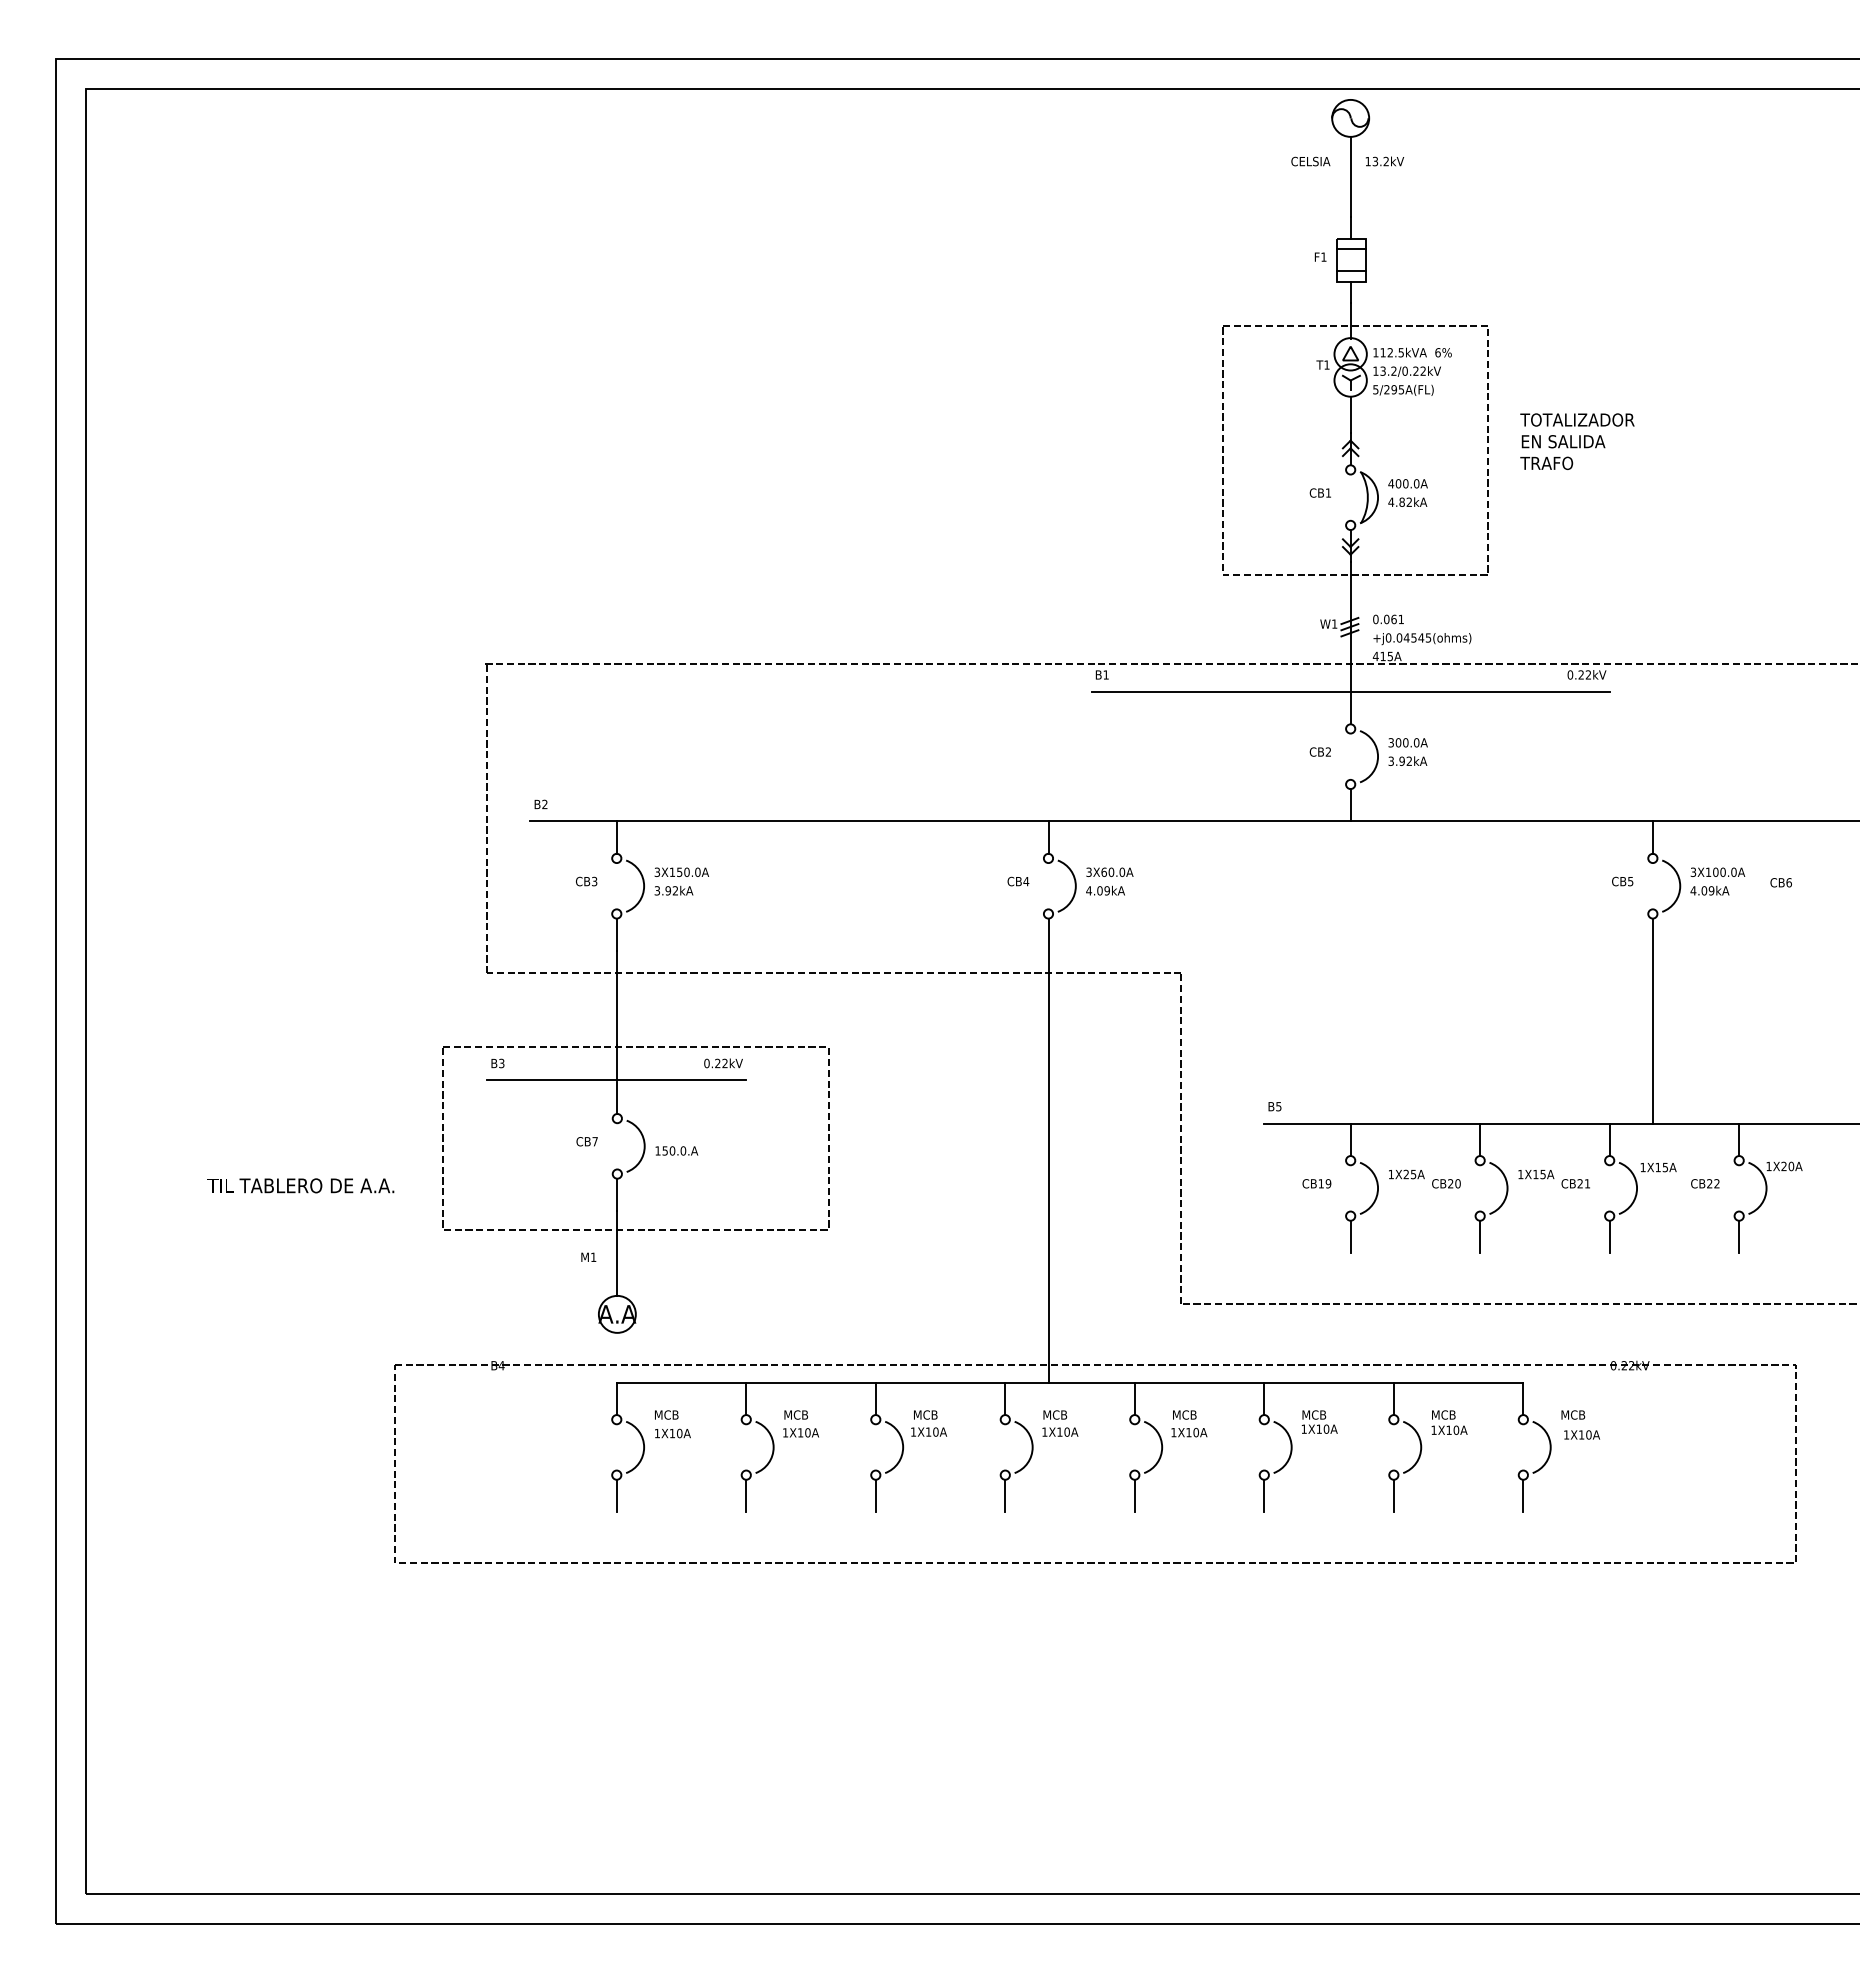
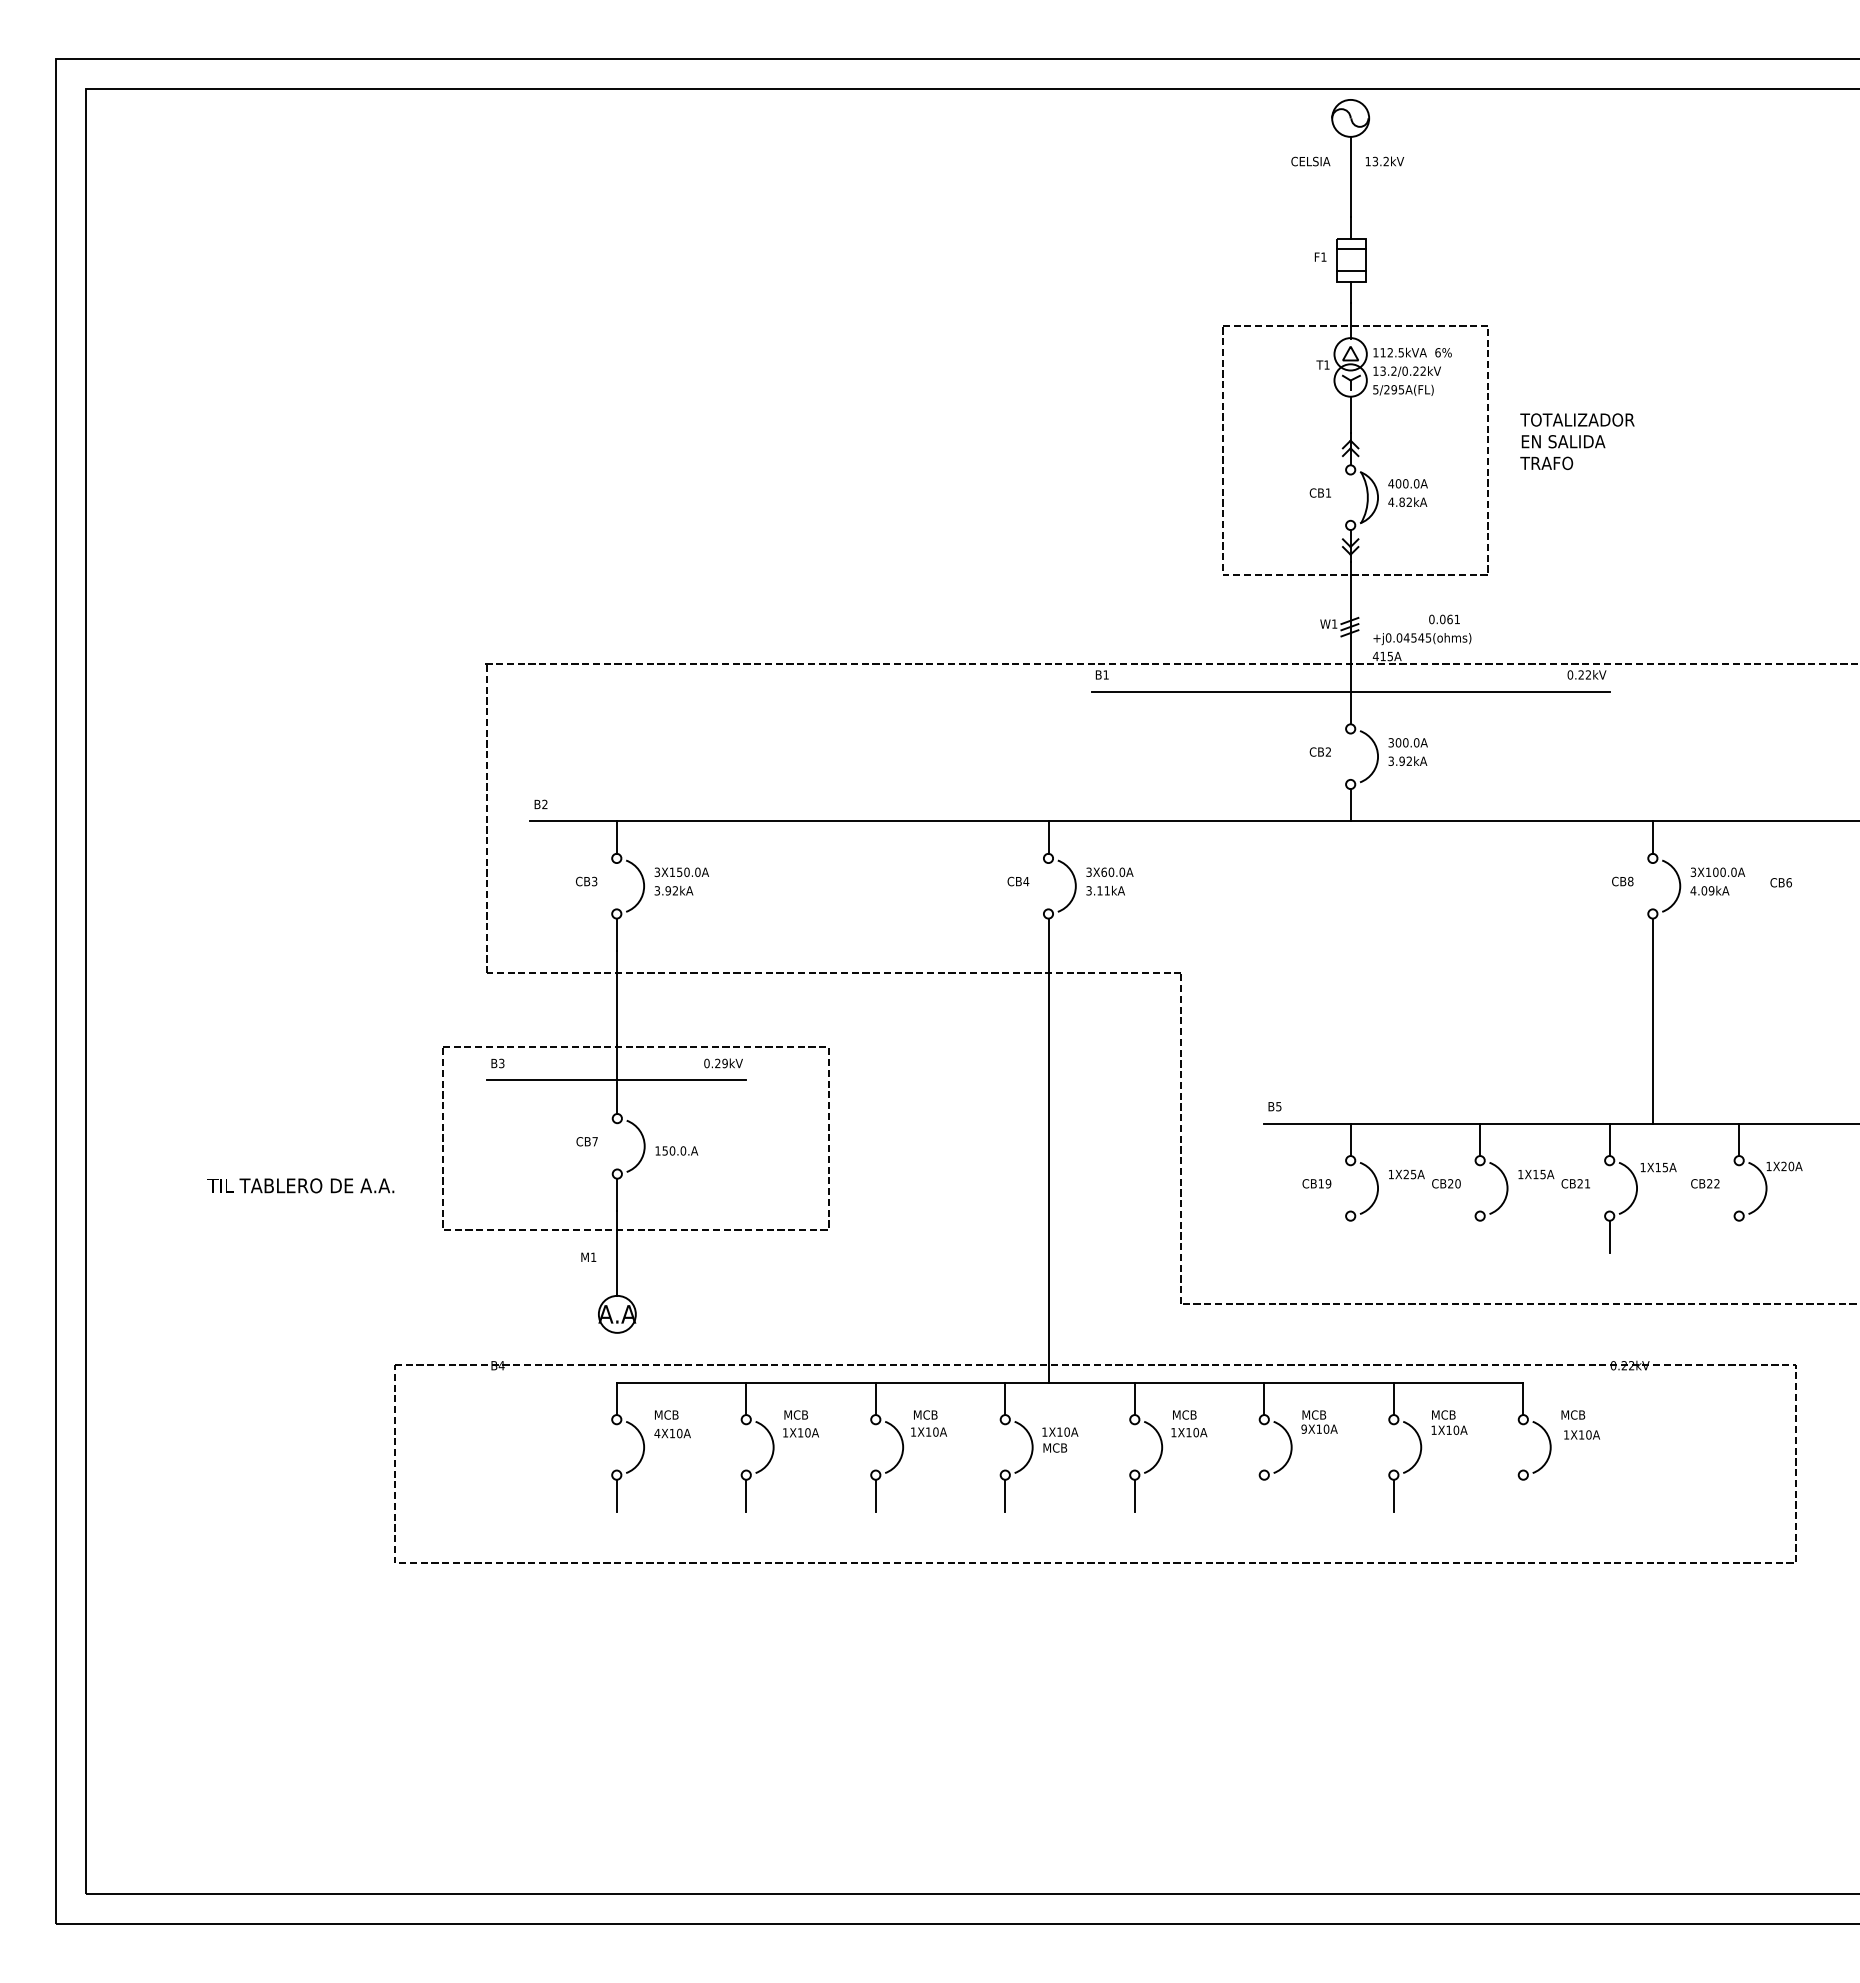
text position: (1388, 619) -> (1444, 619) (1444, 619)
text: CB5 -> CB8 (1630, 881)
text: 4.09kA -> 3.11kA (1097, 890)
text: 0.22kV -> 0.29kV (724, 1063)
line: present -> none (1350, 1236)
line: present -> none (1480, 1236)
line: present -> none (1739, 1236)
text position: (1055, 1414) -> (1055, 1447) (1055, 1447)
text: 1X10A -> 9X10A (1303, 1428)
text: 1X10A -> 4X10A (657, 1433)
line: present -> none (1264, 1495)
line: present -> none (1523, 1495)
